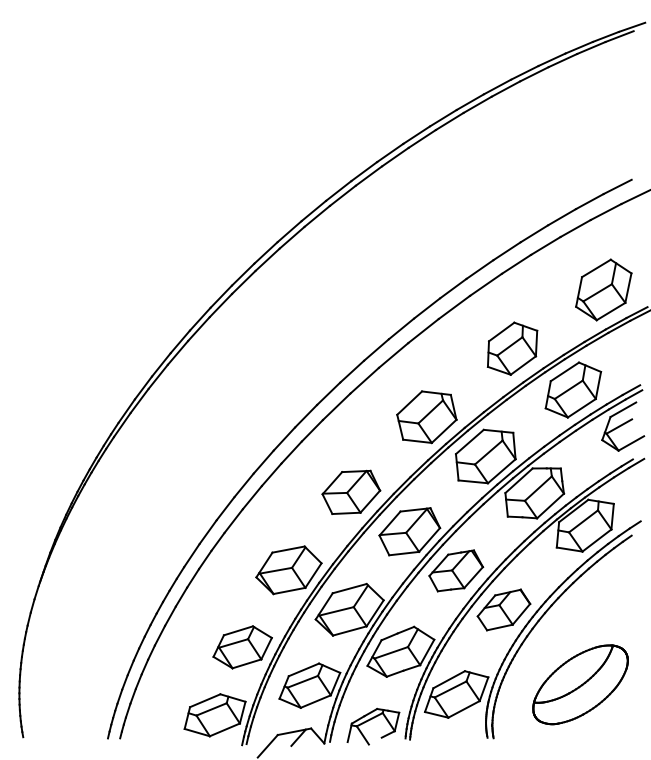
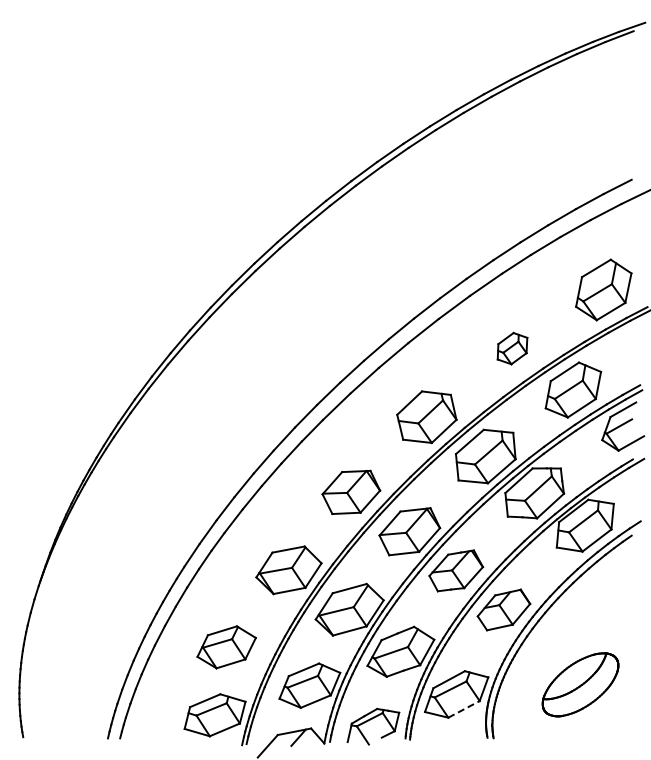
part size: 53x55 px -> 33x35 px (512, 348)
part position: (242, 647) -> (226, 647) (226, 647)
part size: 97x82 px -> 79x66 px (580, 684)
line: solid -> dashed (464, 709)
